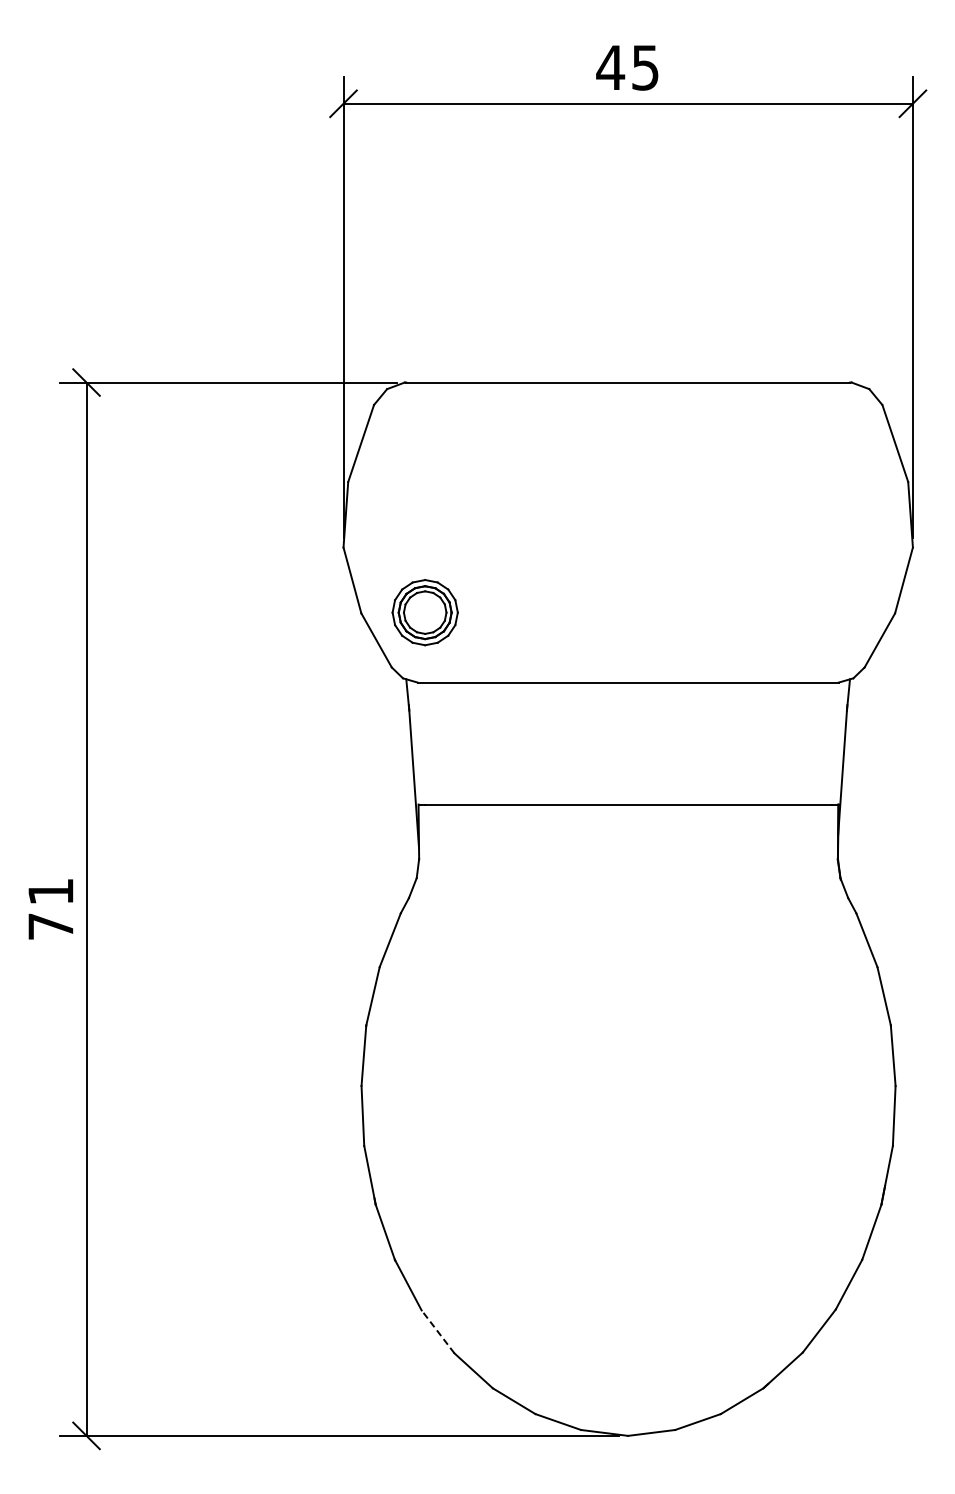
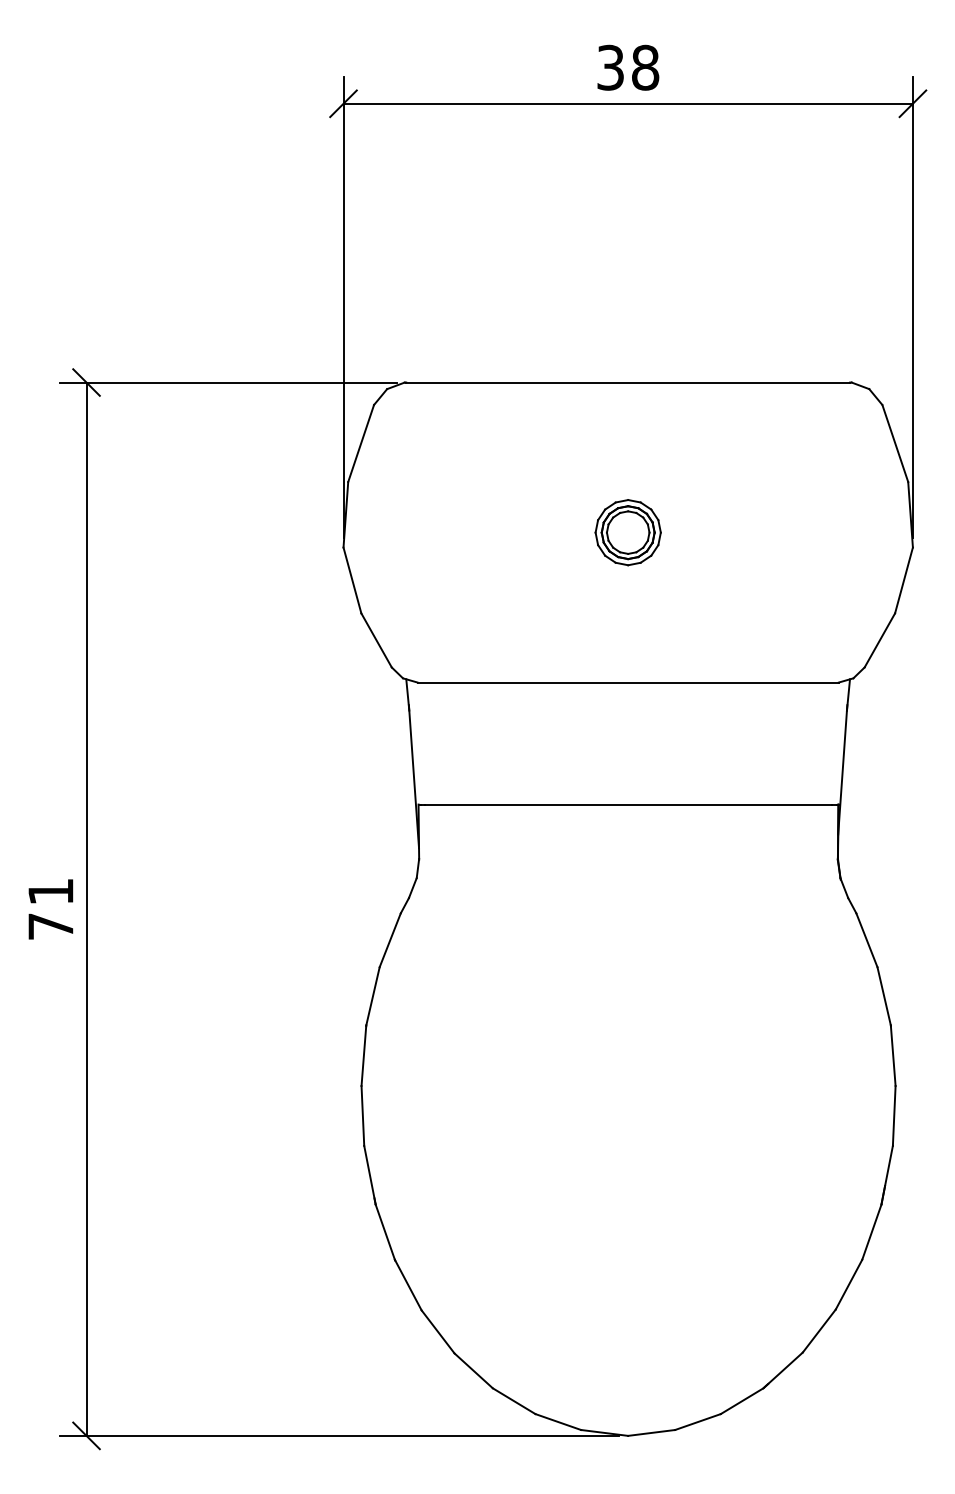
text: 45 -> 38 (627, 67)
part position: (424, 612) -> (627, 532) (627, 532)
line: dashed -> solid (437, 1331)
